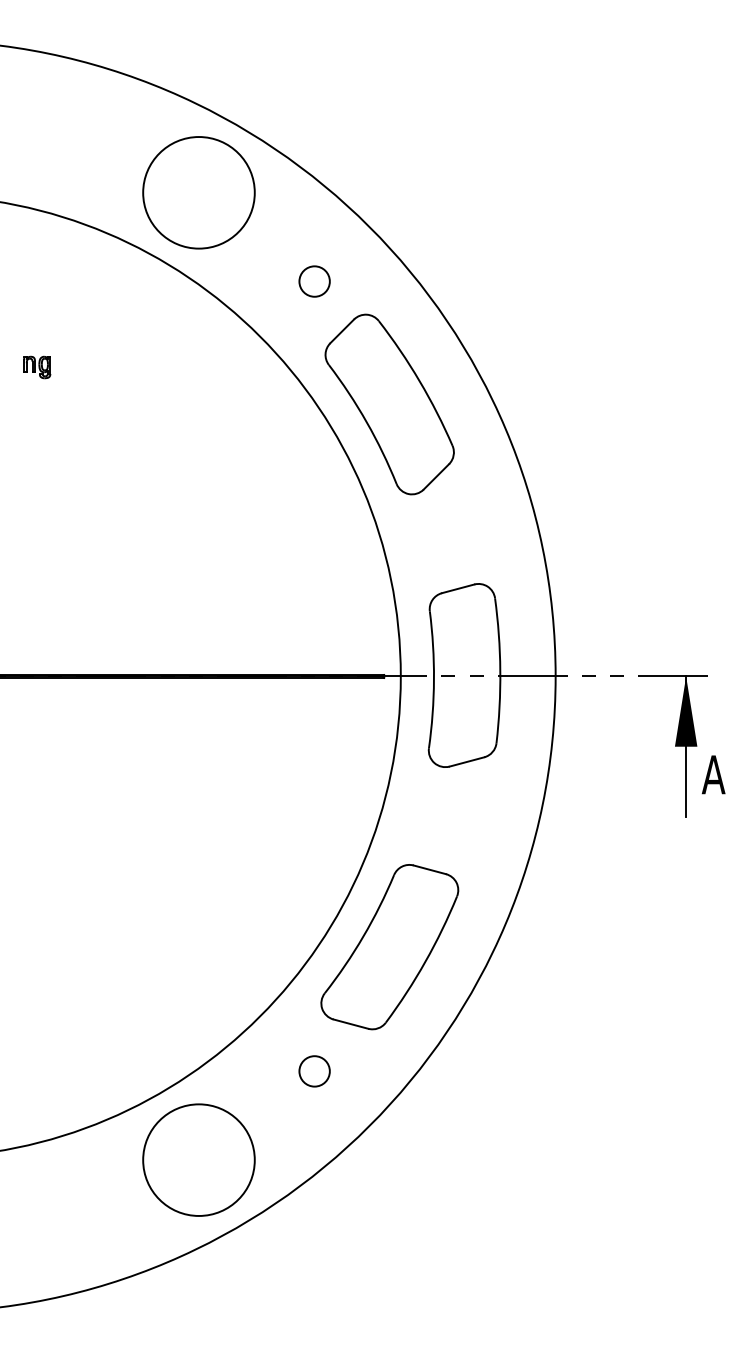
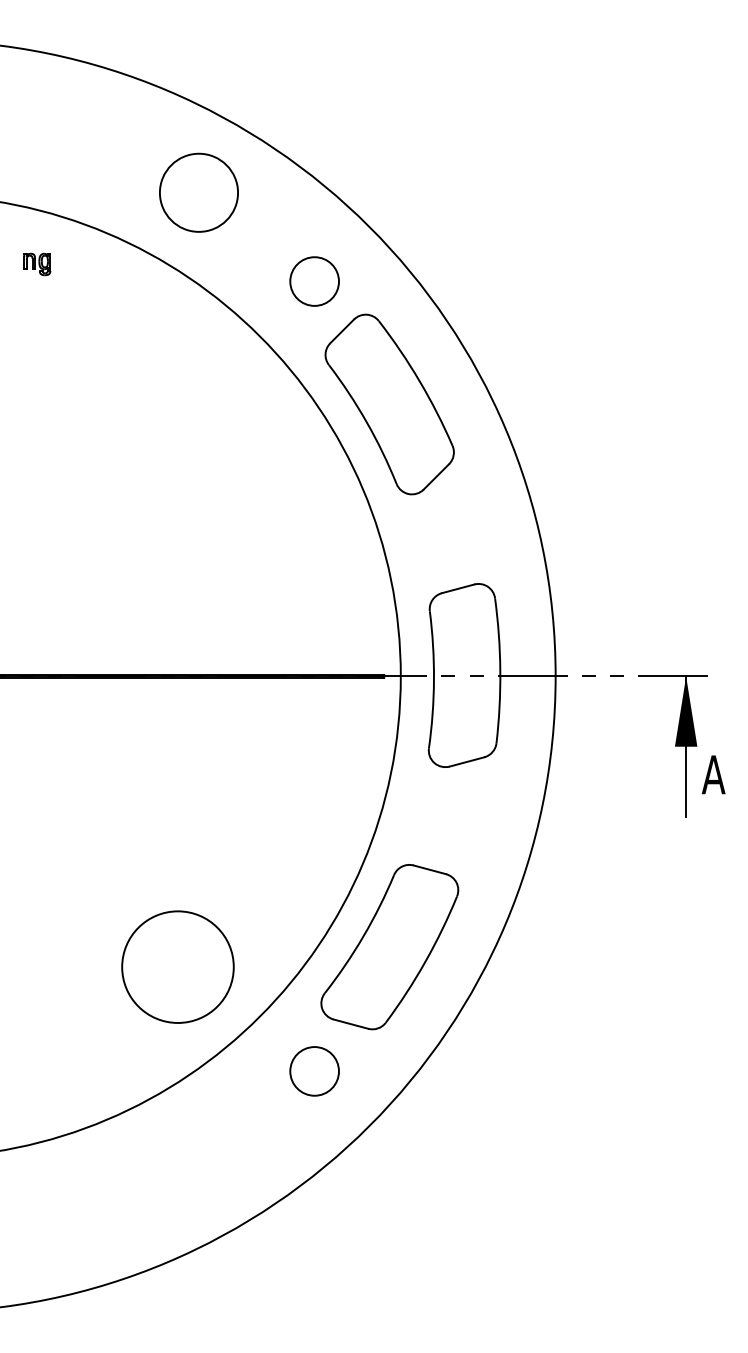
circle diameter: 112 px -> 78 px (198, 192)
circle diameter: 30 px -> 49 px (314, 281)
part position: (37, 367) -> (37, 264) (37, 264)
circle diameter: 30 px -> 49 px (314, 1071)
circle position: (198, 1159) -> (177, 966) (177, 966)
